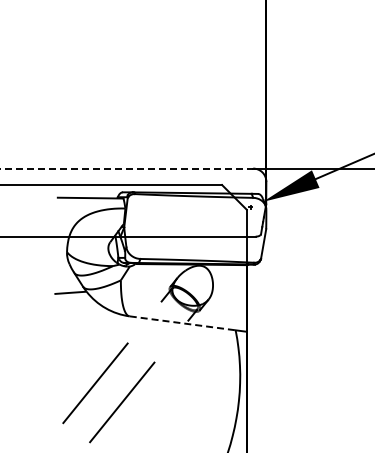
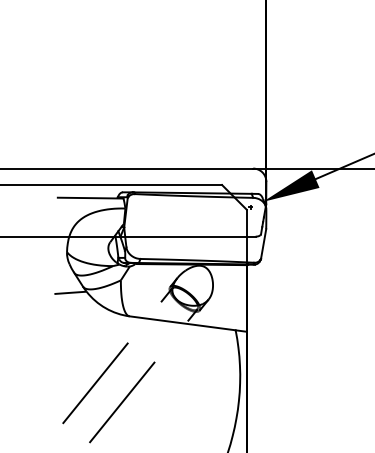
line: dashed -> solid (127, 168)
line: dashed -> solid (183, 323)
